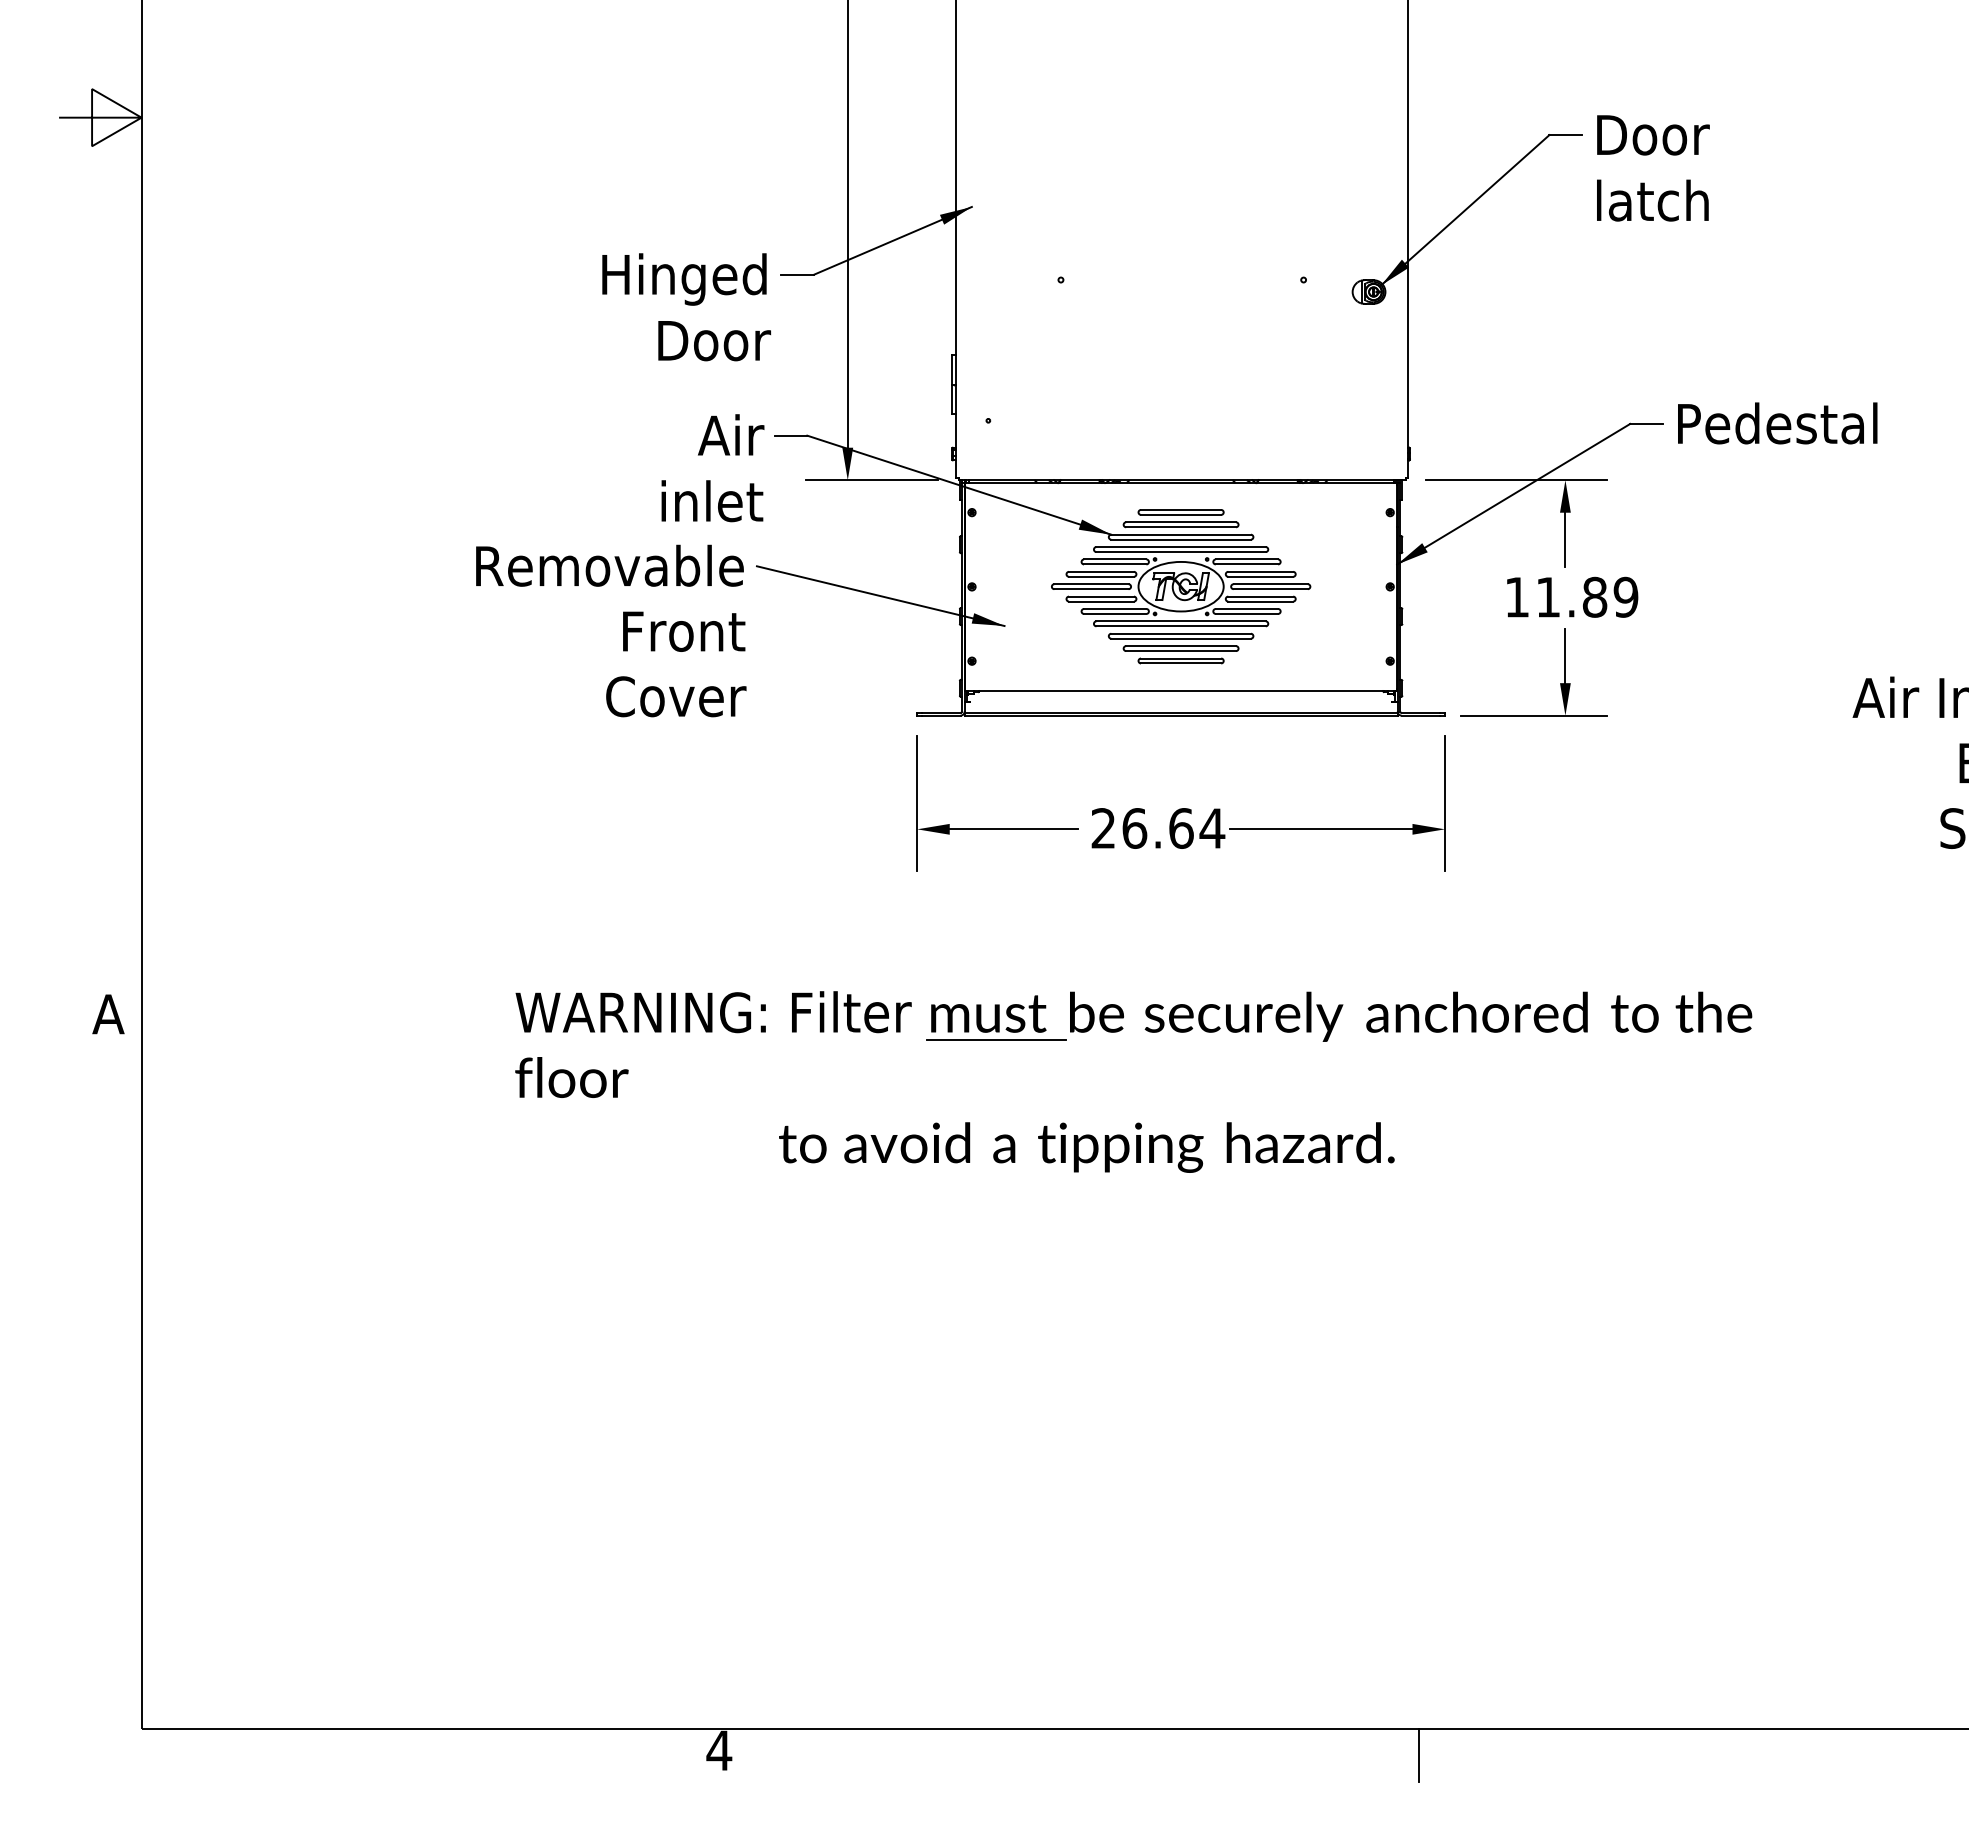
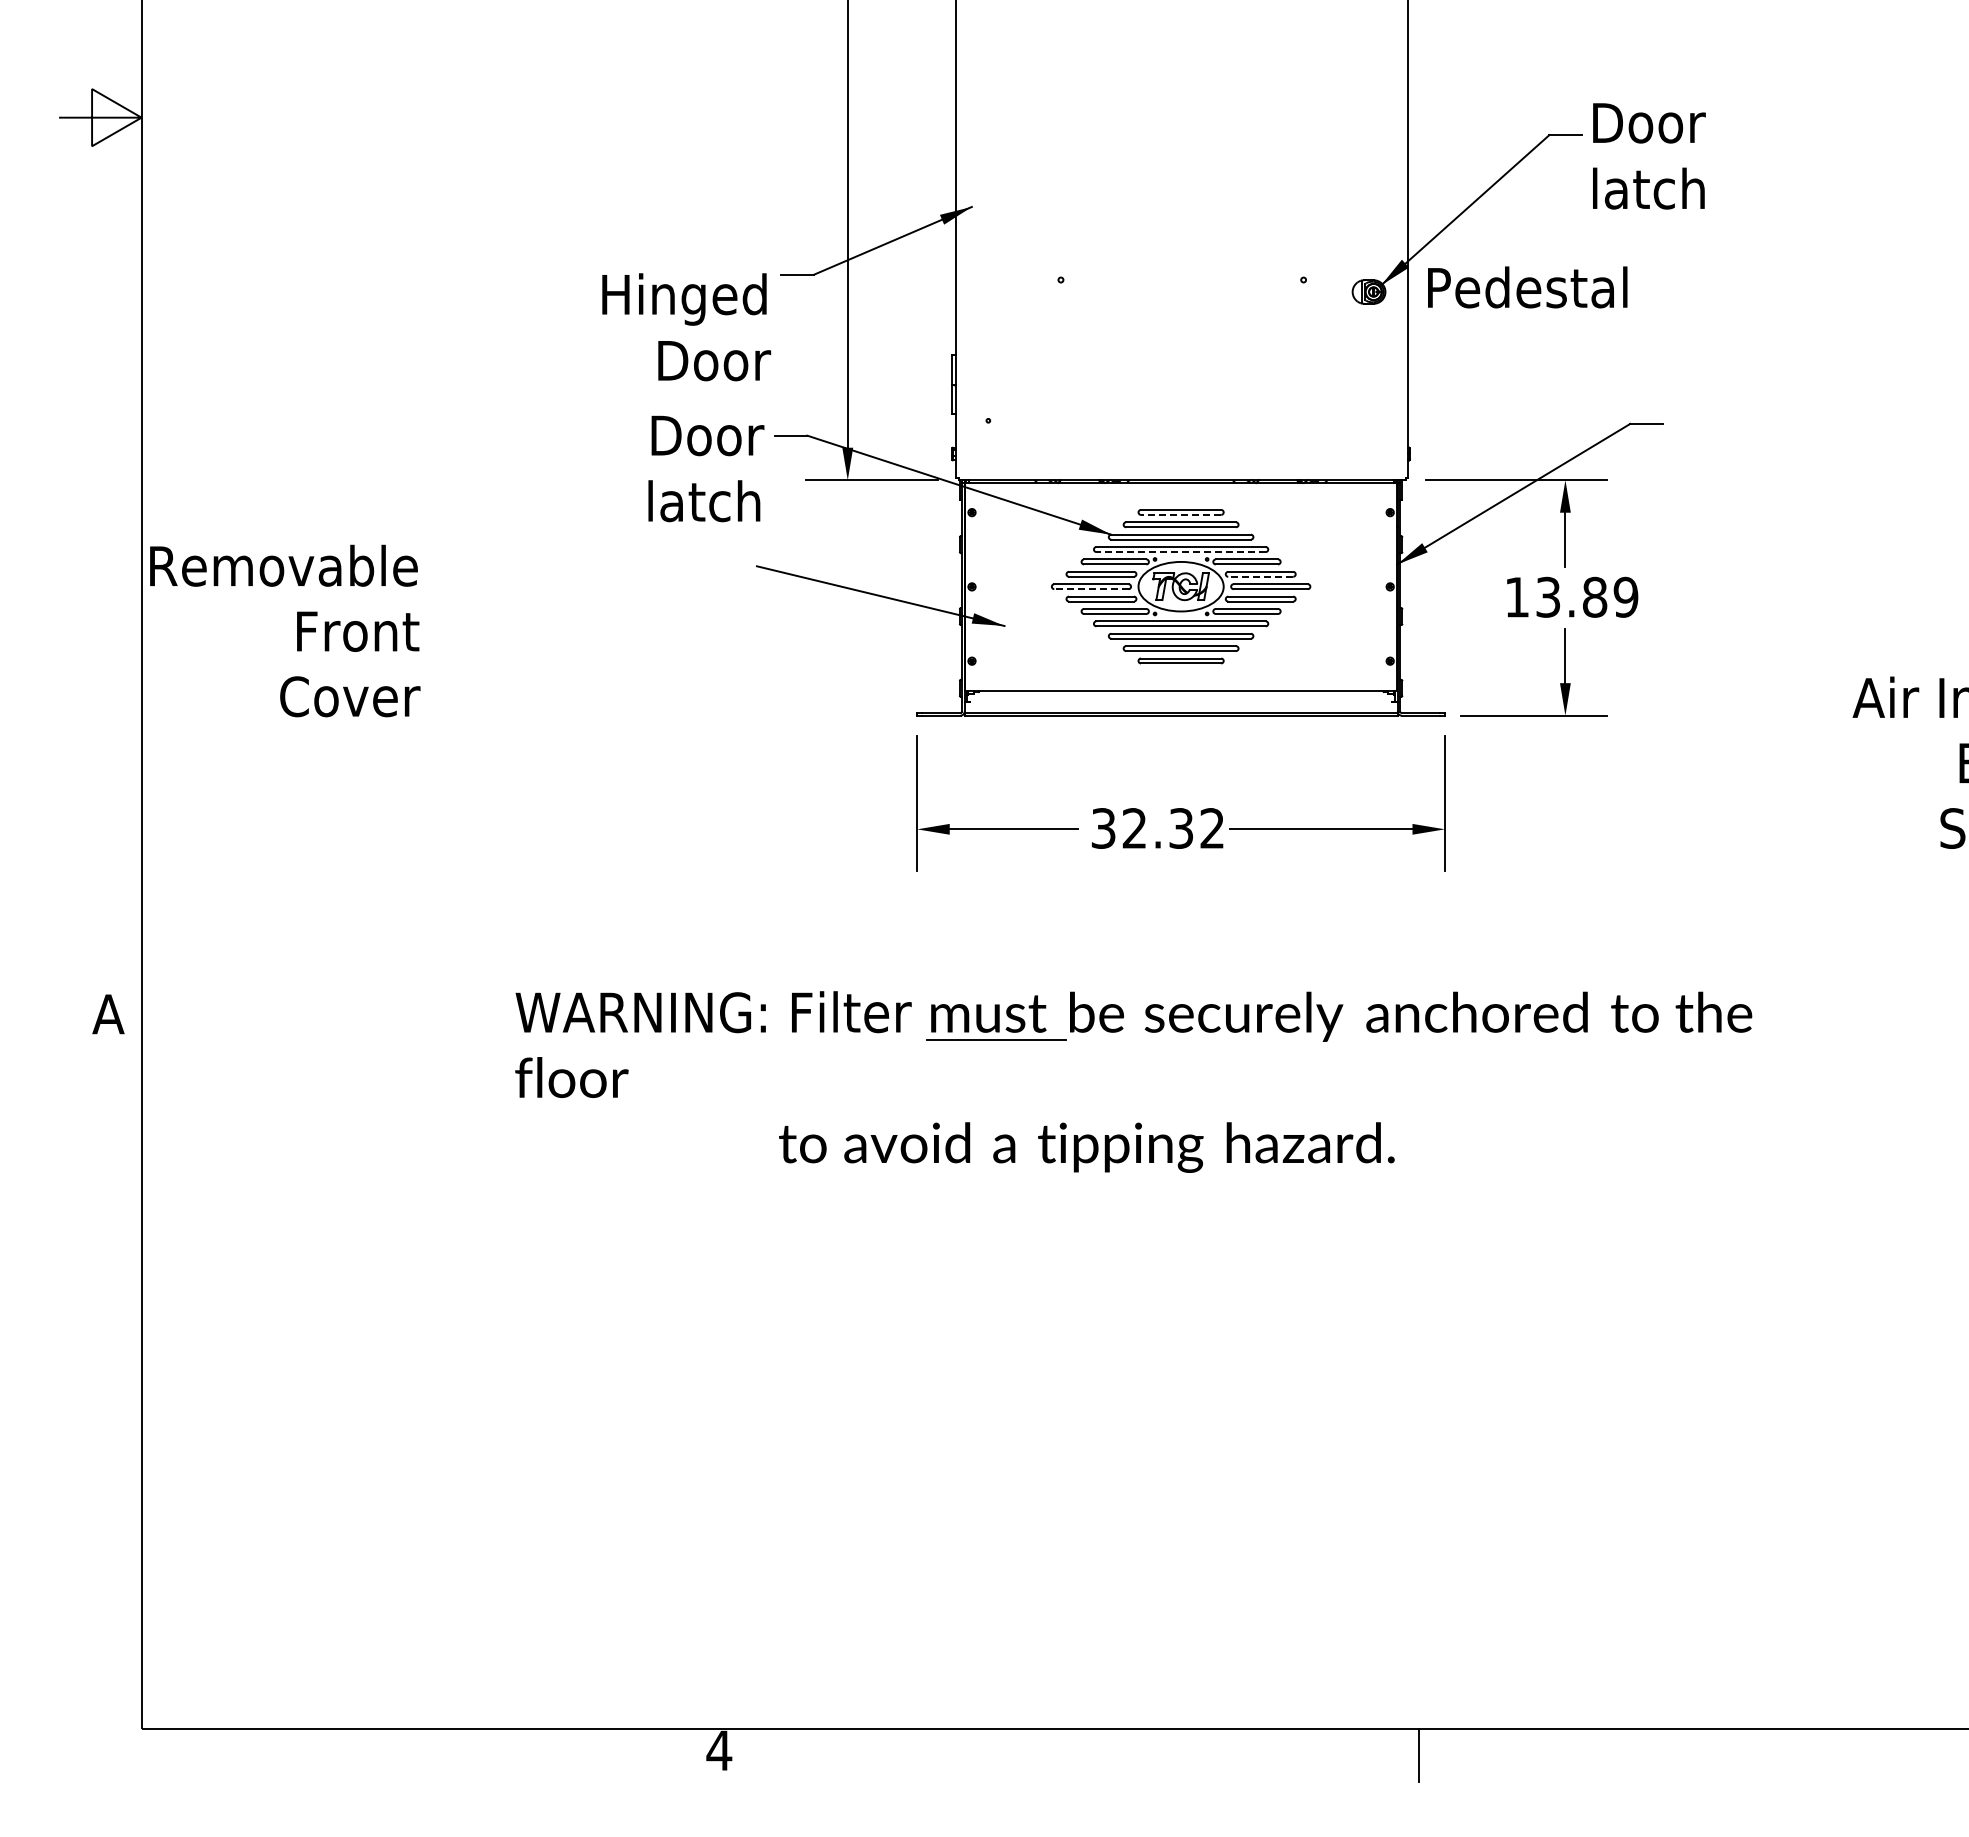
text position: (1653, 168) -> (1649, 156) (1649, 156)
text position: (686, 307) -> (686, 327) (686, 327)
text position: (1777, 423) -> (1527, 287) (1527, 287)
text: Air inlet -> Door latch (705, 468)
line: solid -> dashed (1180, 514)
line: solid -> dashed (1181, 552)
line: solid -> dashed (1260, 576)
line: solid -> dashed (1090, 589)
text: 11.89 -> 13.89 (1548, 596)
text position: (611, 630) -> (285, 630) (285, 630)
text: 26.64 -> 32.32 (1158, 828)
